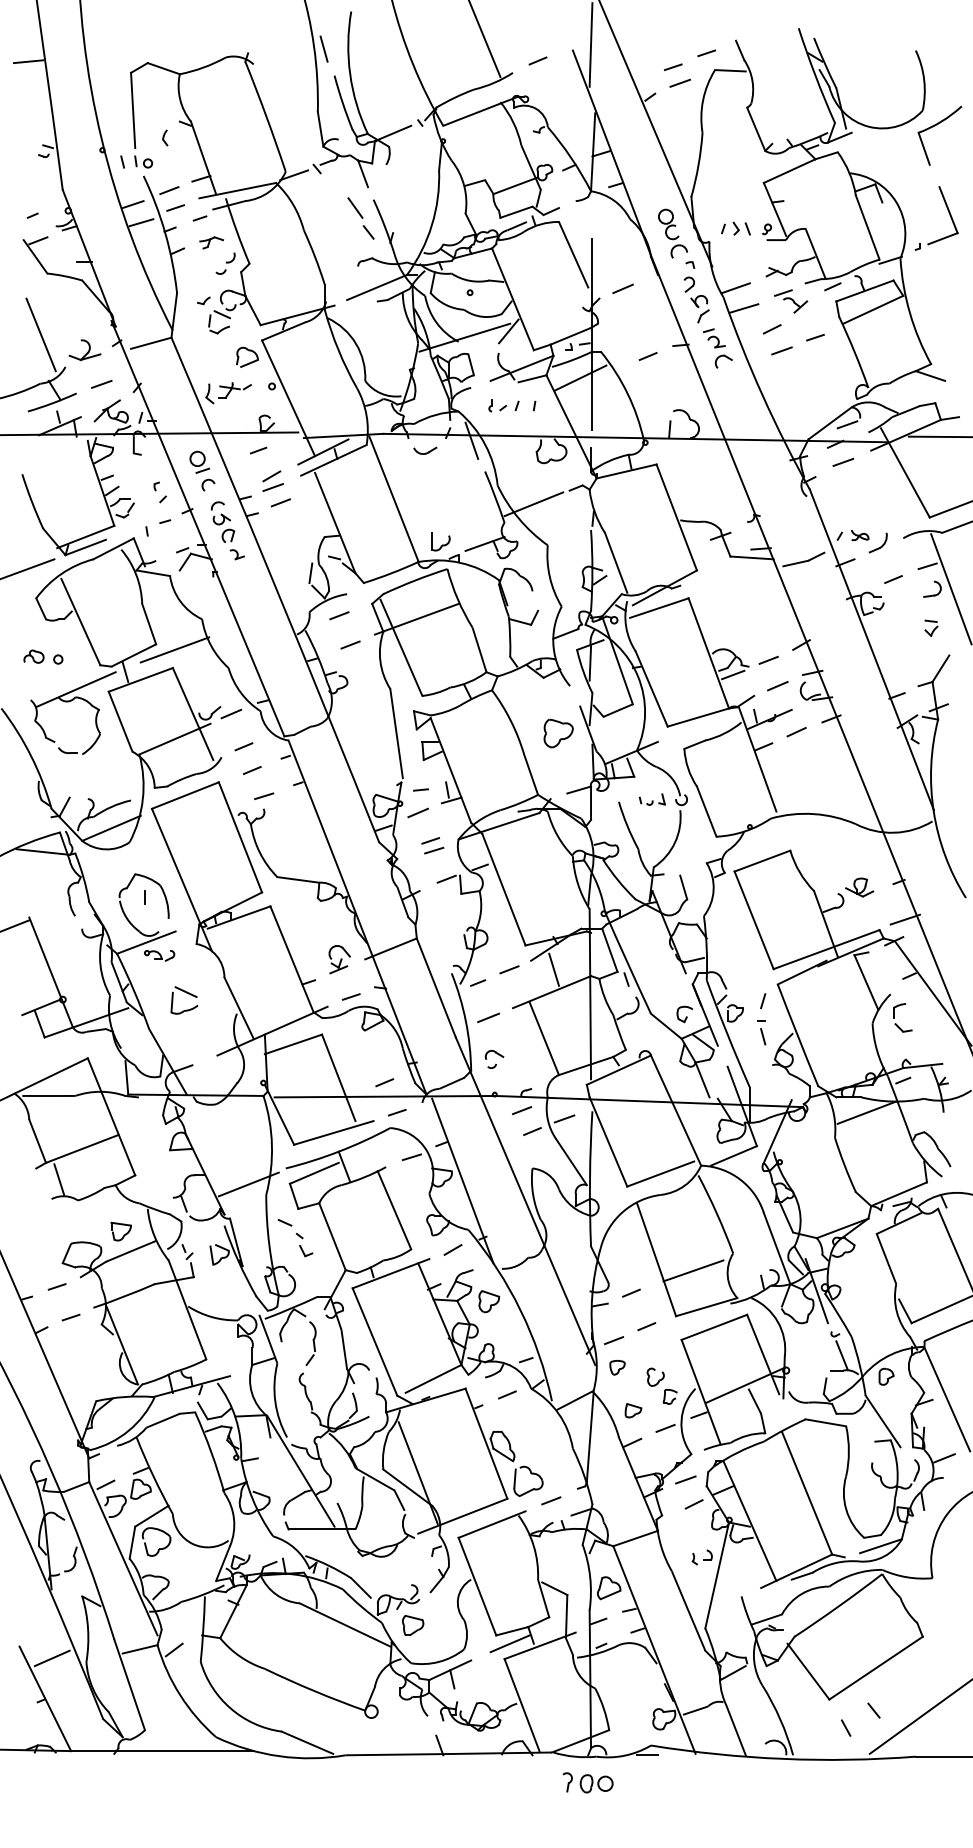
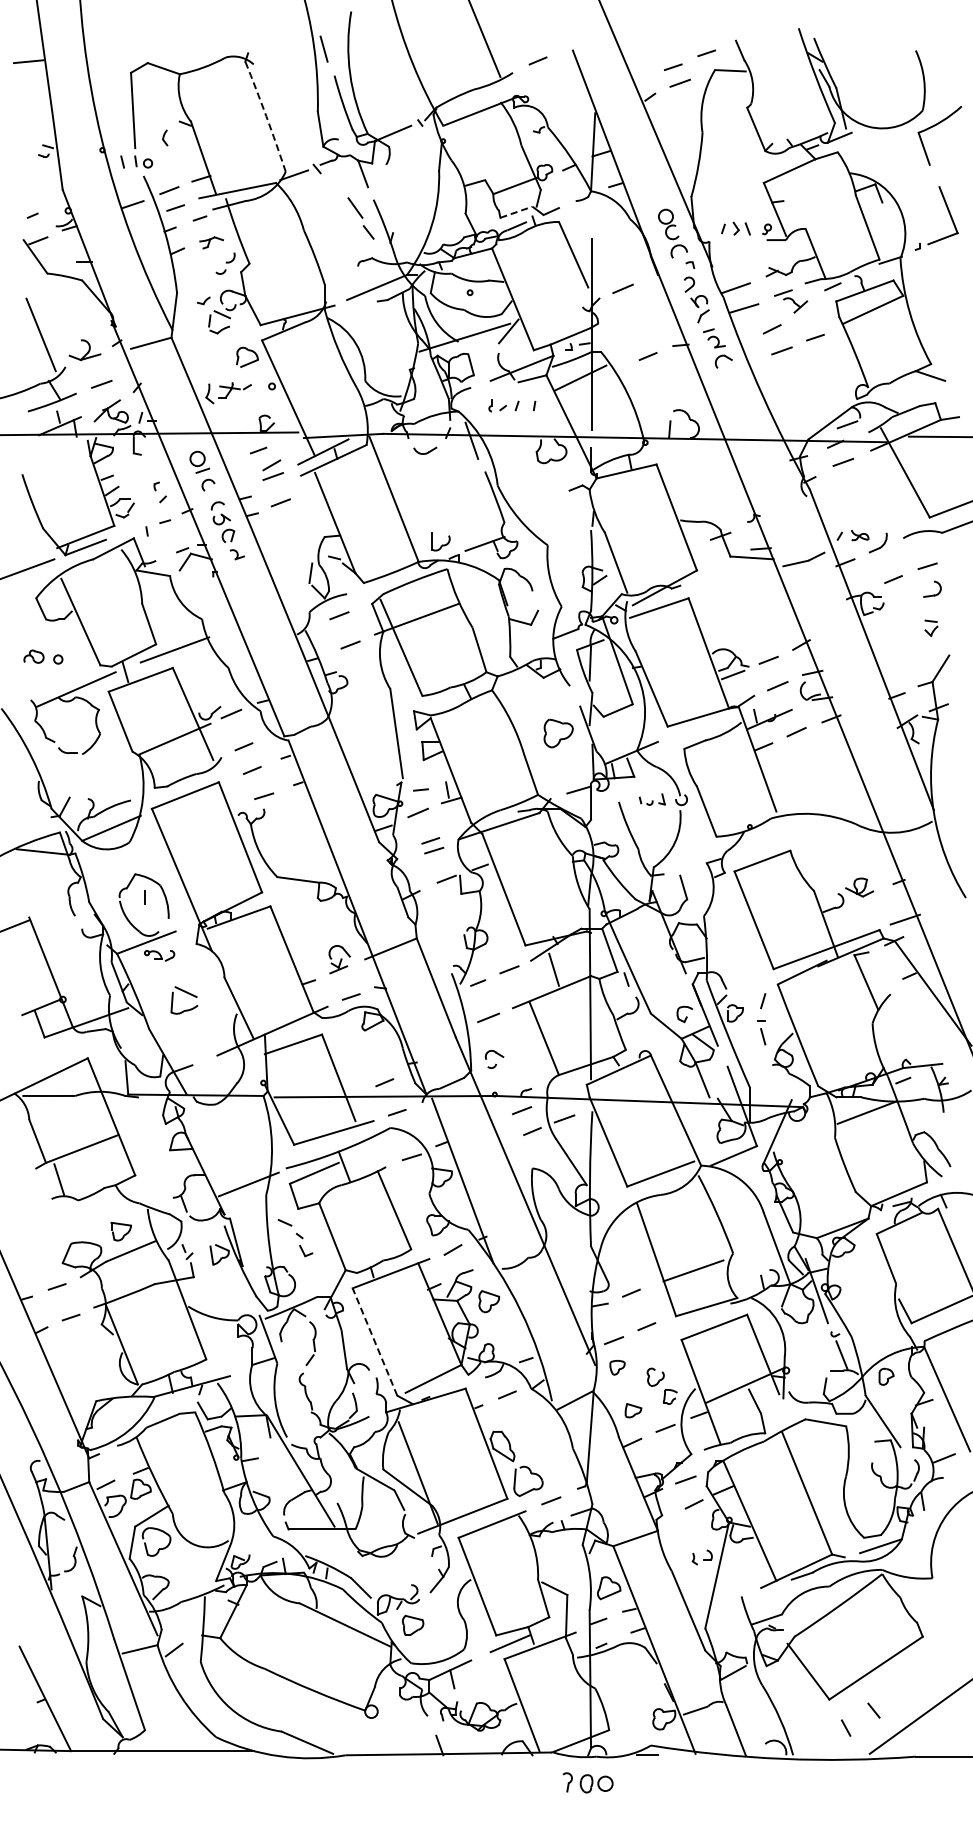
line: present -> none (590, 44)
arc: solid -> dashed (266, 116)
line: solid -> dashed (516, 212)
line: present -> none (141, 222)
part position: (272, 480) -> (272, 469) (272, 469)
line: present -> none (533, 504)
line: present -> none (950, 586)
part: present -> none (894, 1017)
line: solid -> dashed (374, 1341)
line: present -> none (51, 1658)
